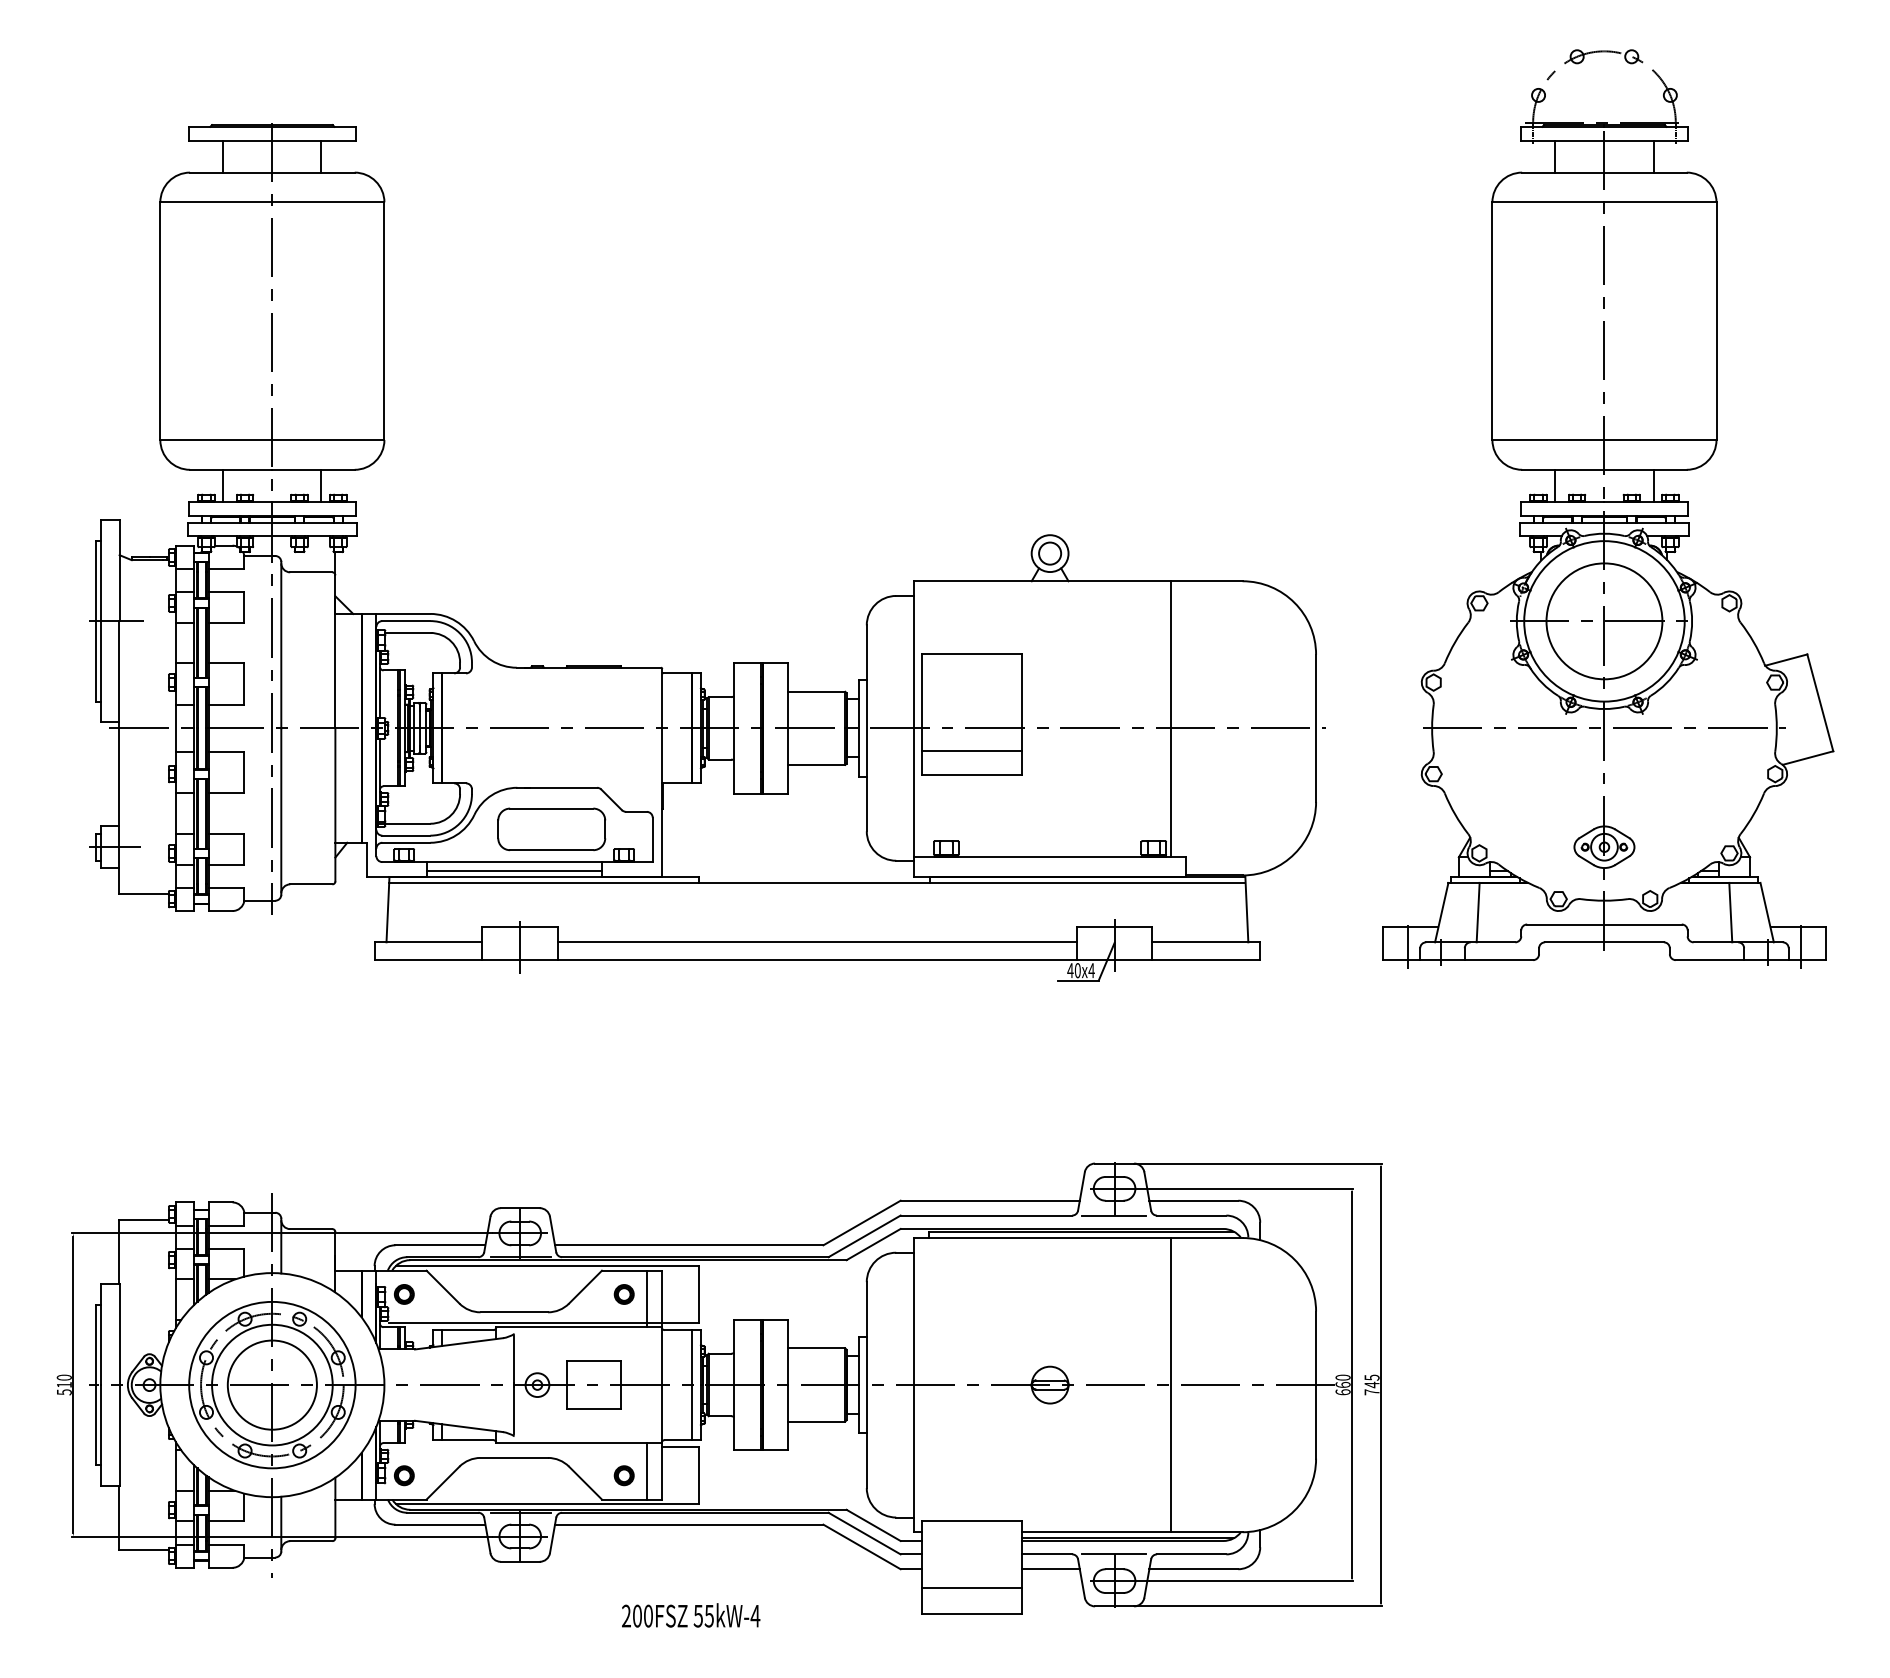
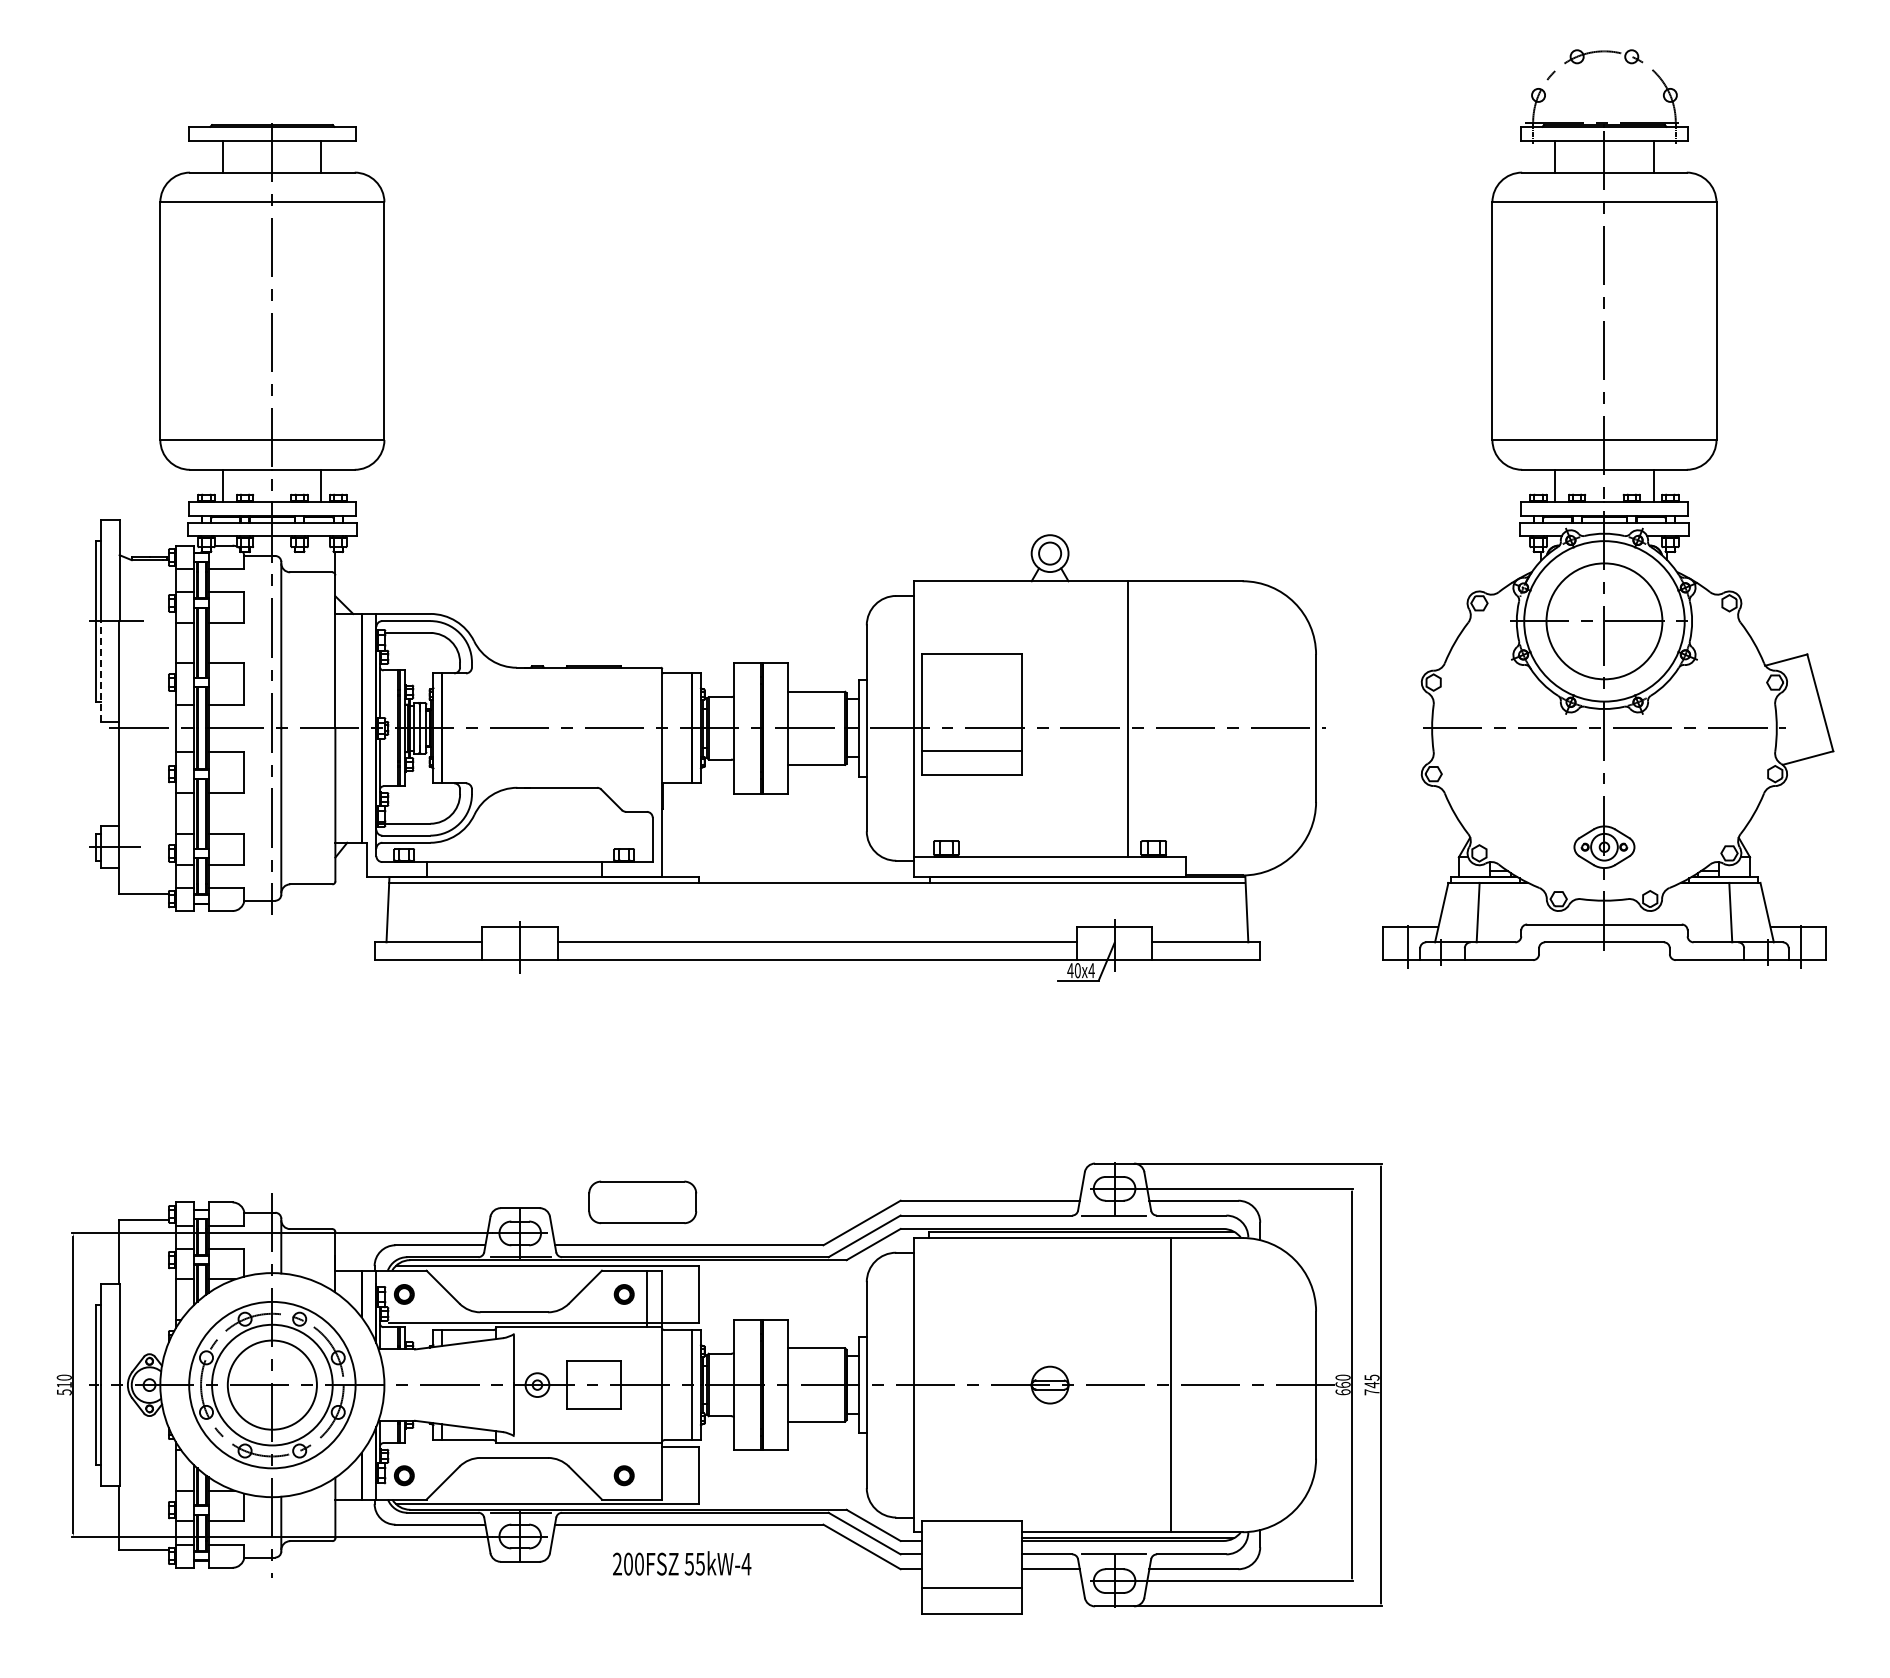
line: solid -> dashed (100, 671)
line position: (1171, 719) -> (1128, 719) (1128, 719)
part position: (551, 829) -> (642, 1202) (642, 1202)
line: present -> none (513, 871)
line: present -> none (646, 1471)
text position: (691, 1615) -> (682, 1563) (682, 1563)
